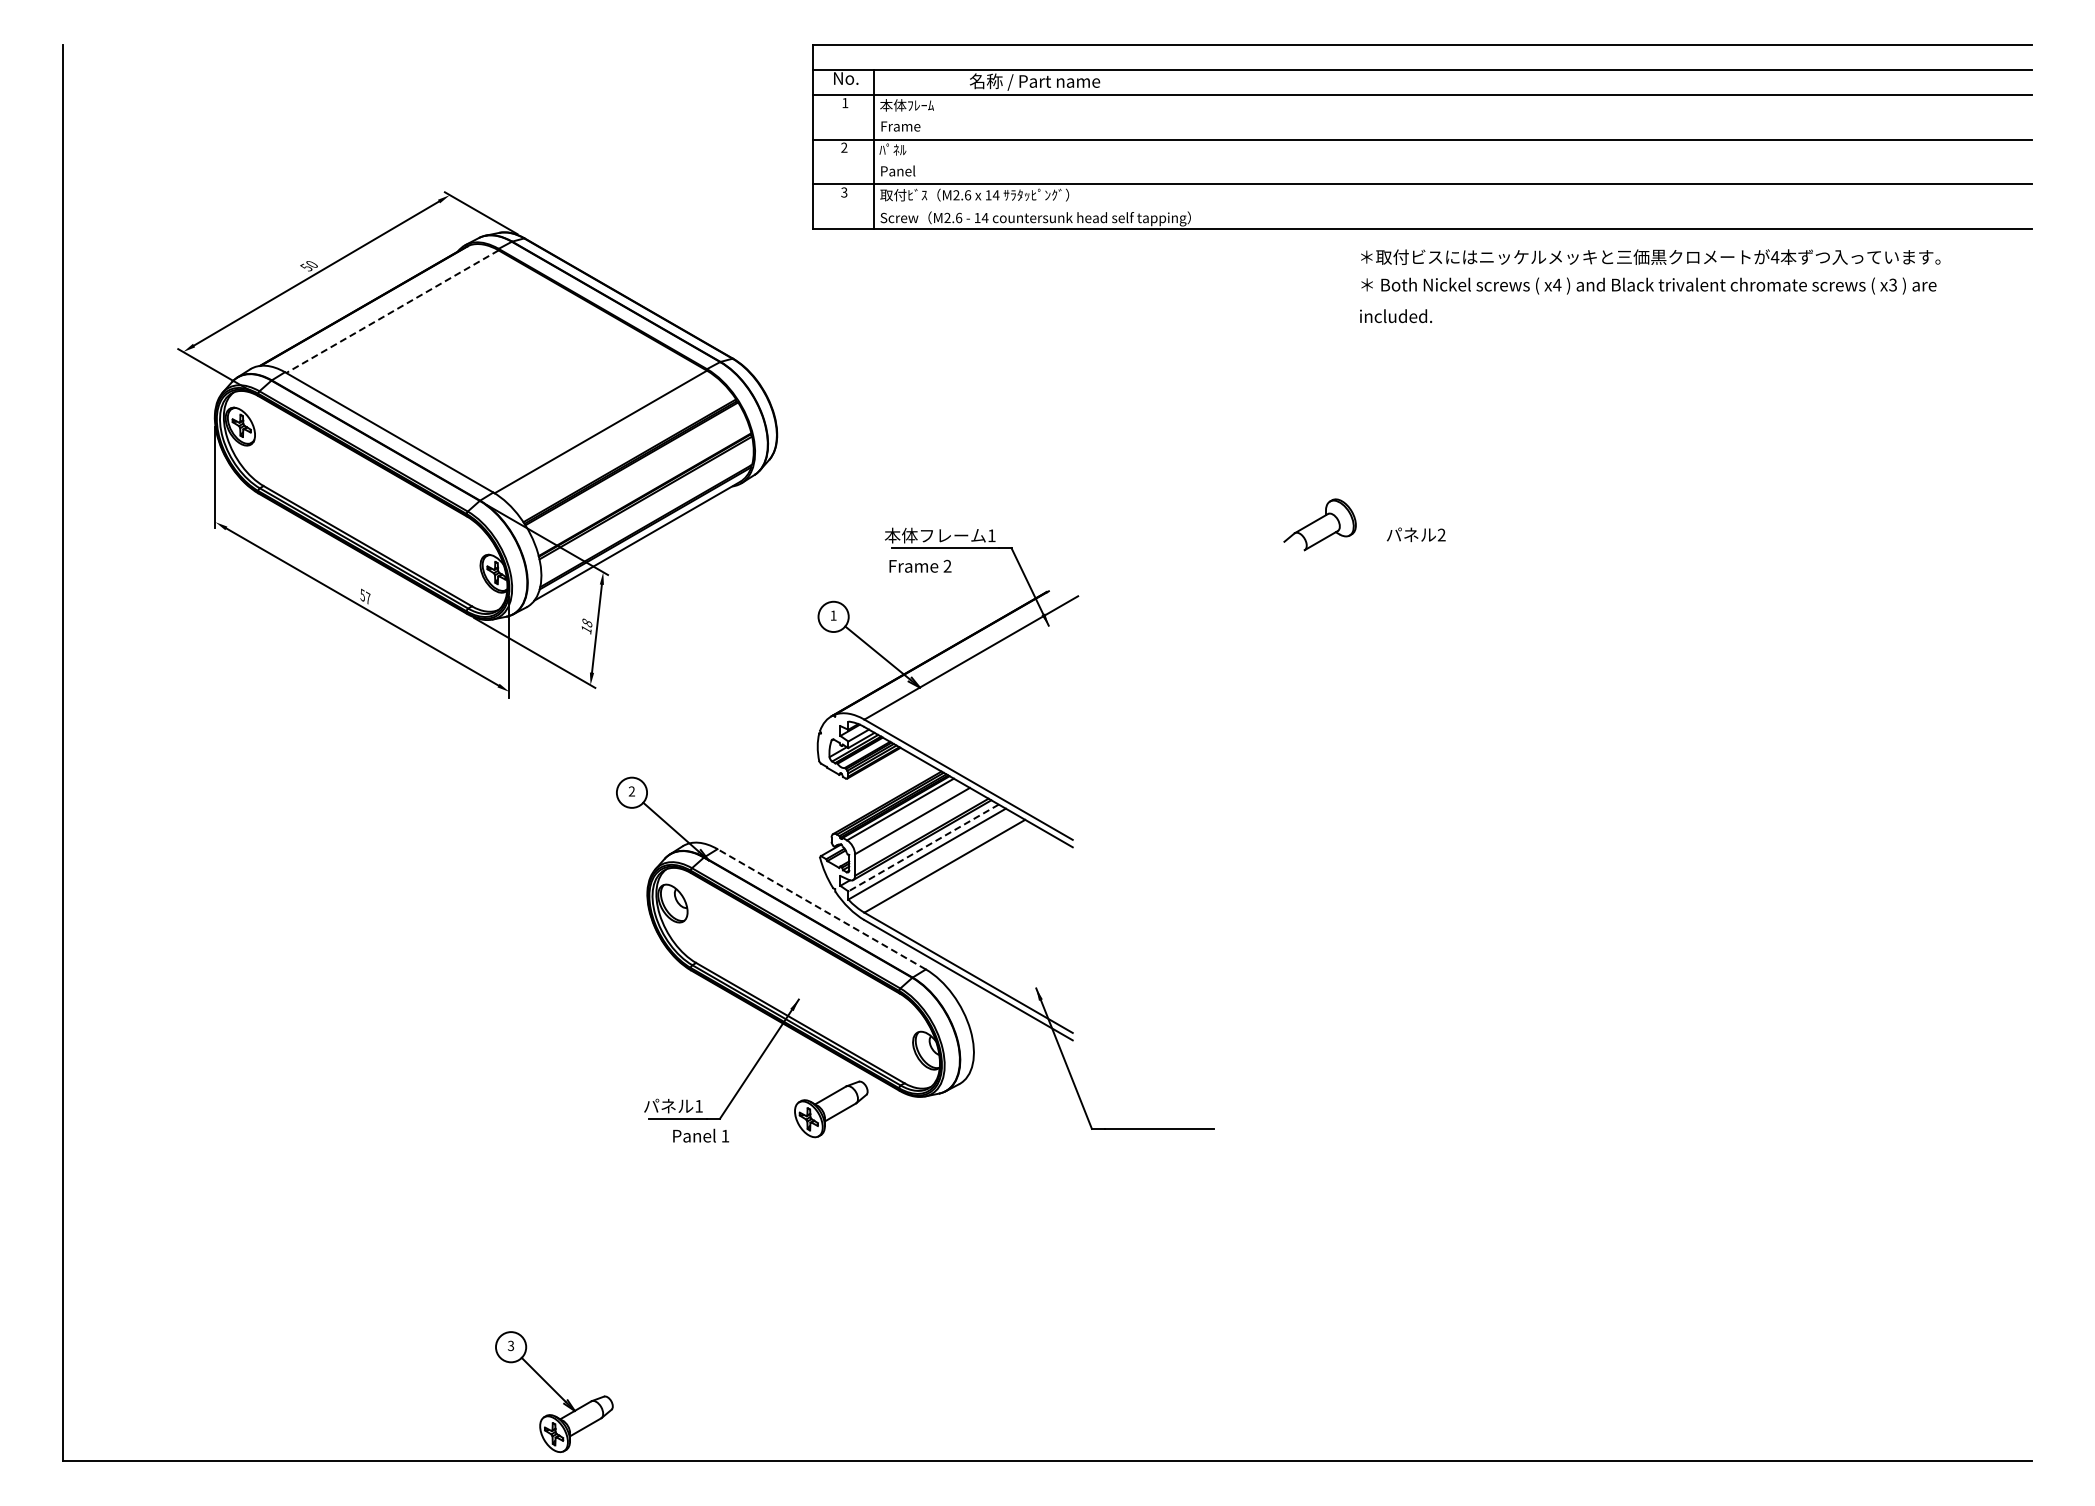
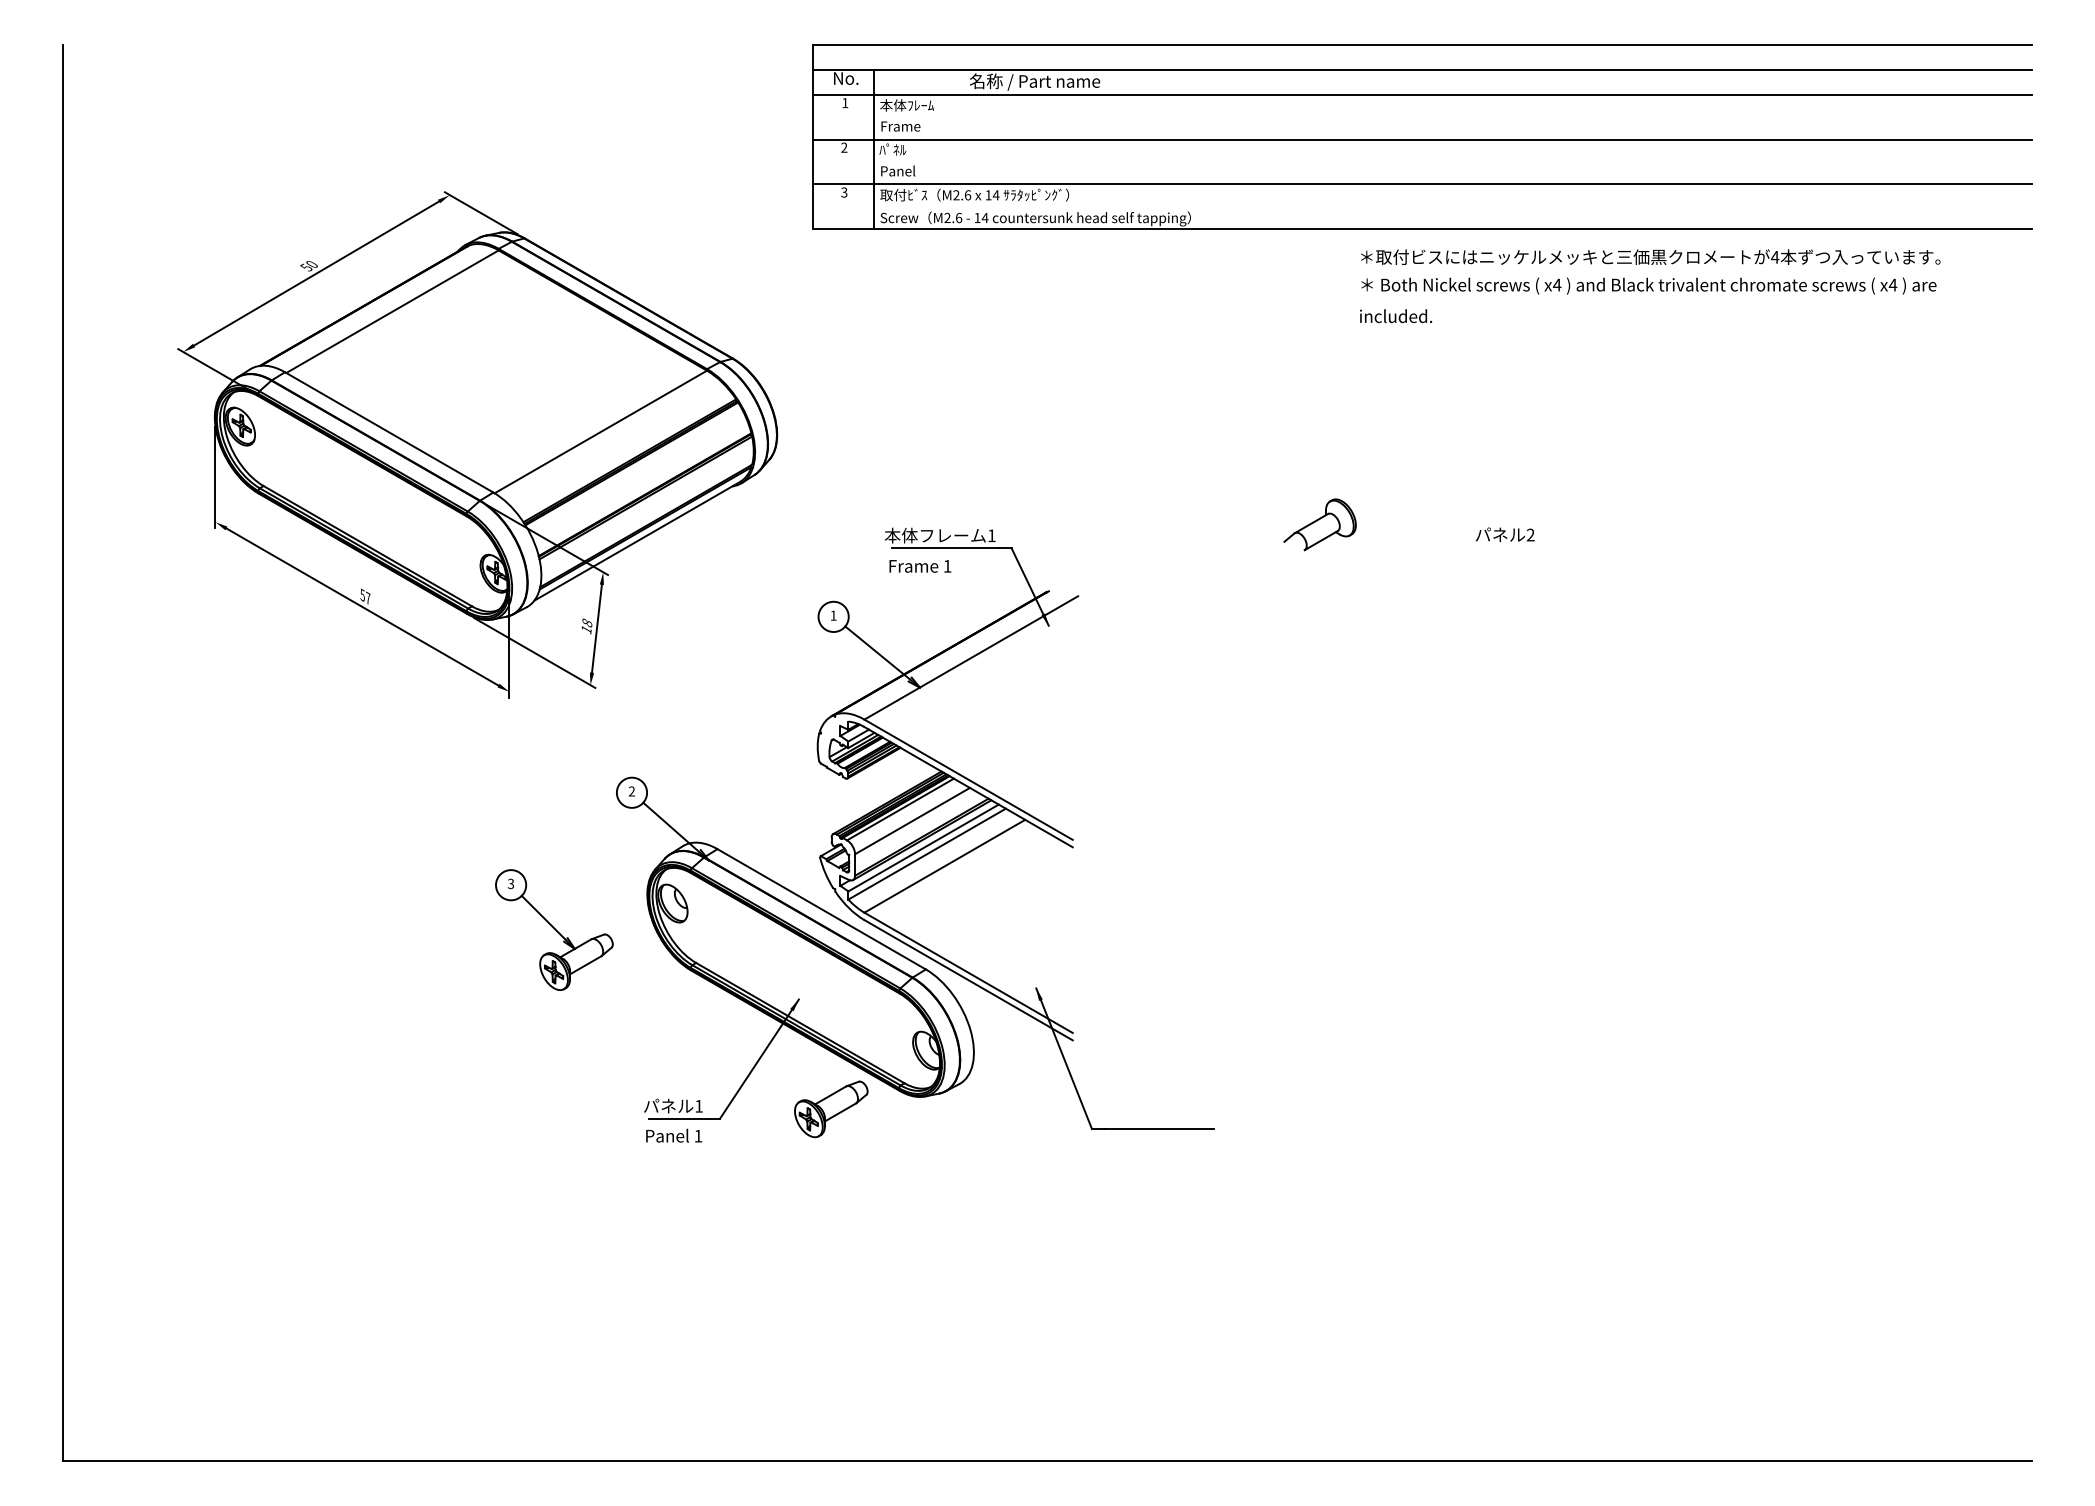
text: x3 -> x4 (1892, 284)
line: dashed -> solid (392, 311)
text position: (1415, 534) -> (1504, 534) (1504, 534)
text: 2 -> 1 (947, 565)
line: dashed -> solid (923, 848)
line: dashed -> solid (821, 909)
text position: (700, 1135) -> (673, 1135) (673, 1135)
part position: (554, 1392) -> (554, 930) (554, 930)
